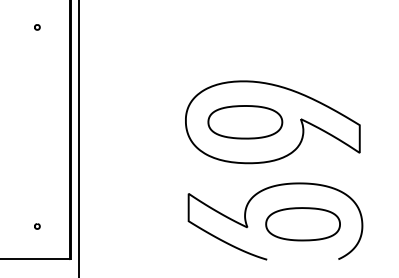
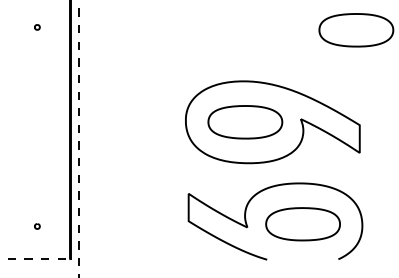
part: none -> present (356, 30)
line: solid -> dashed (78, 138)
line: solid -> dashed (35, 258)
